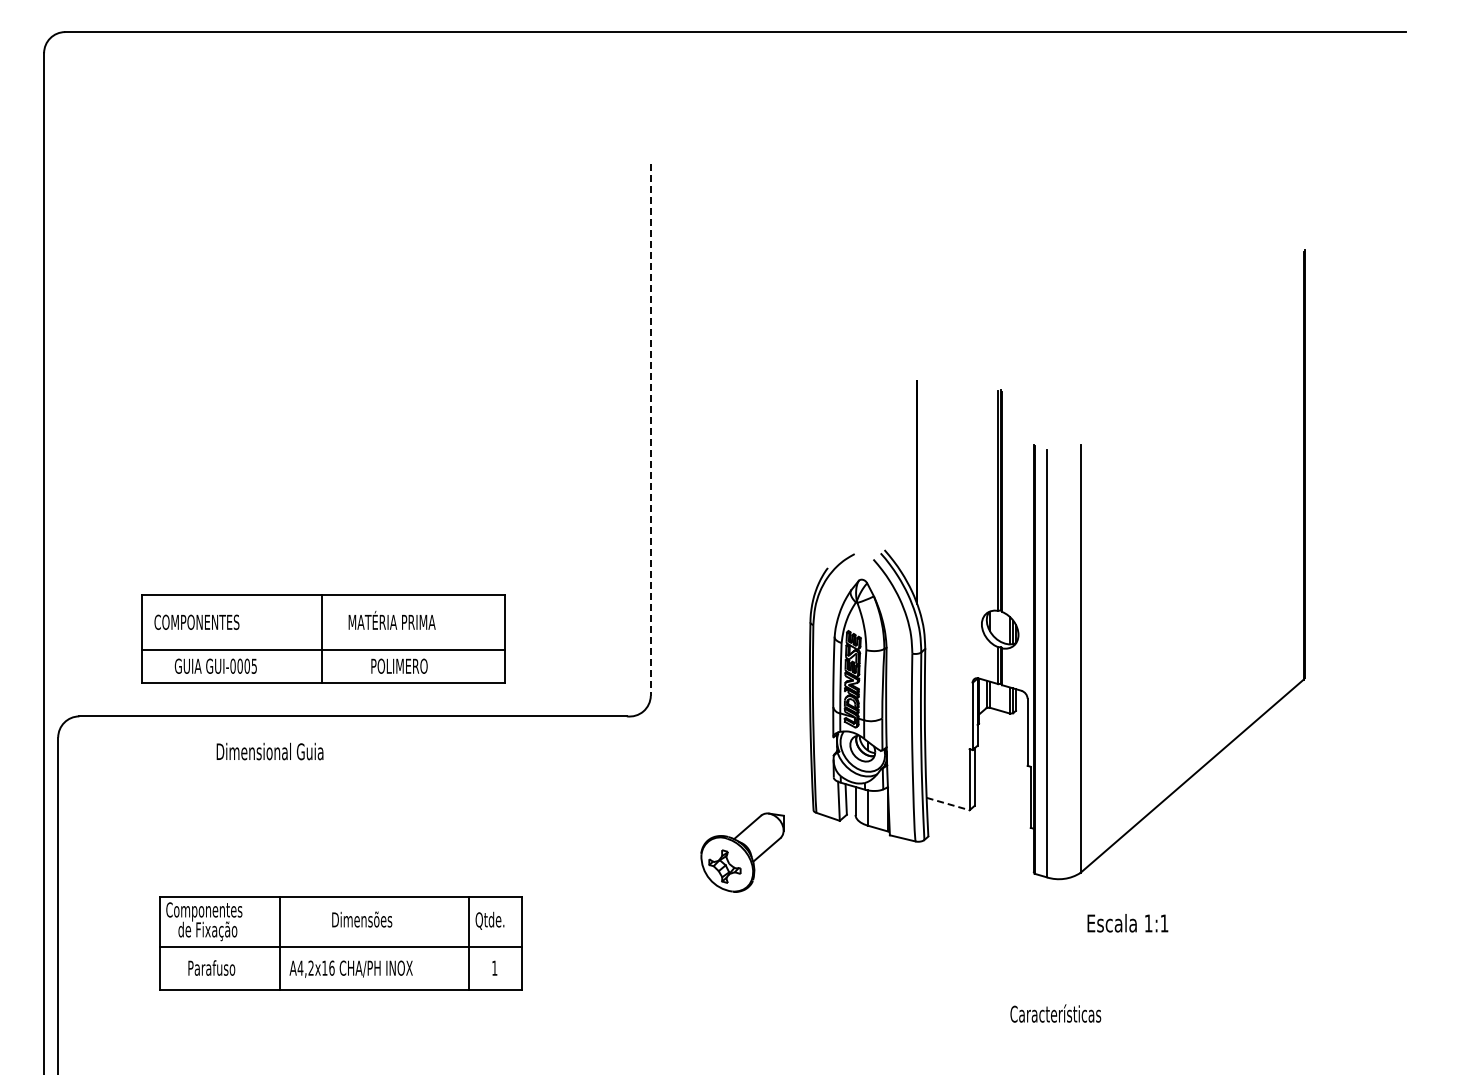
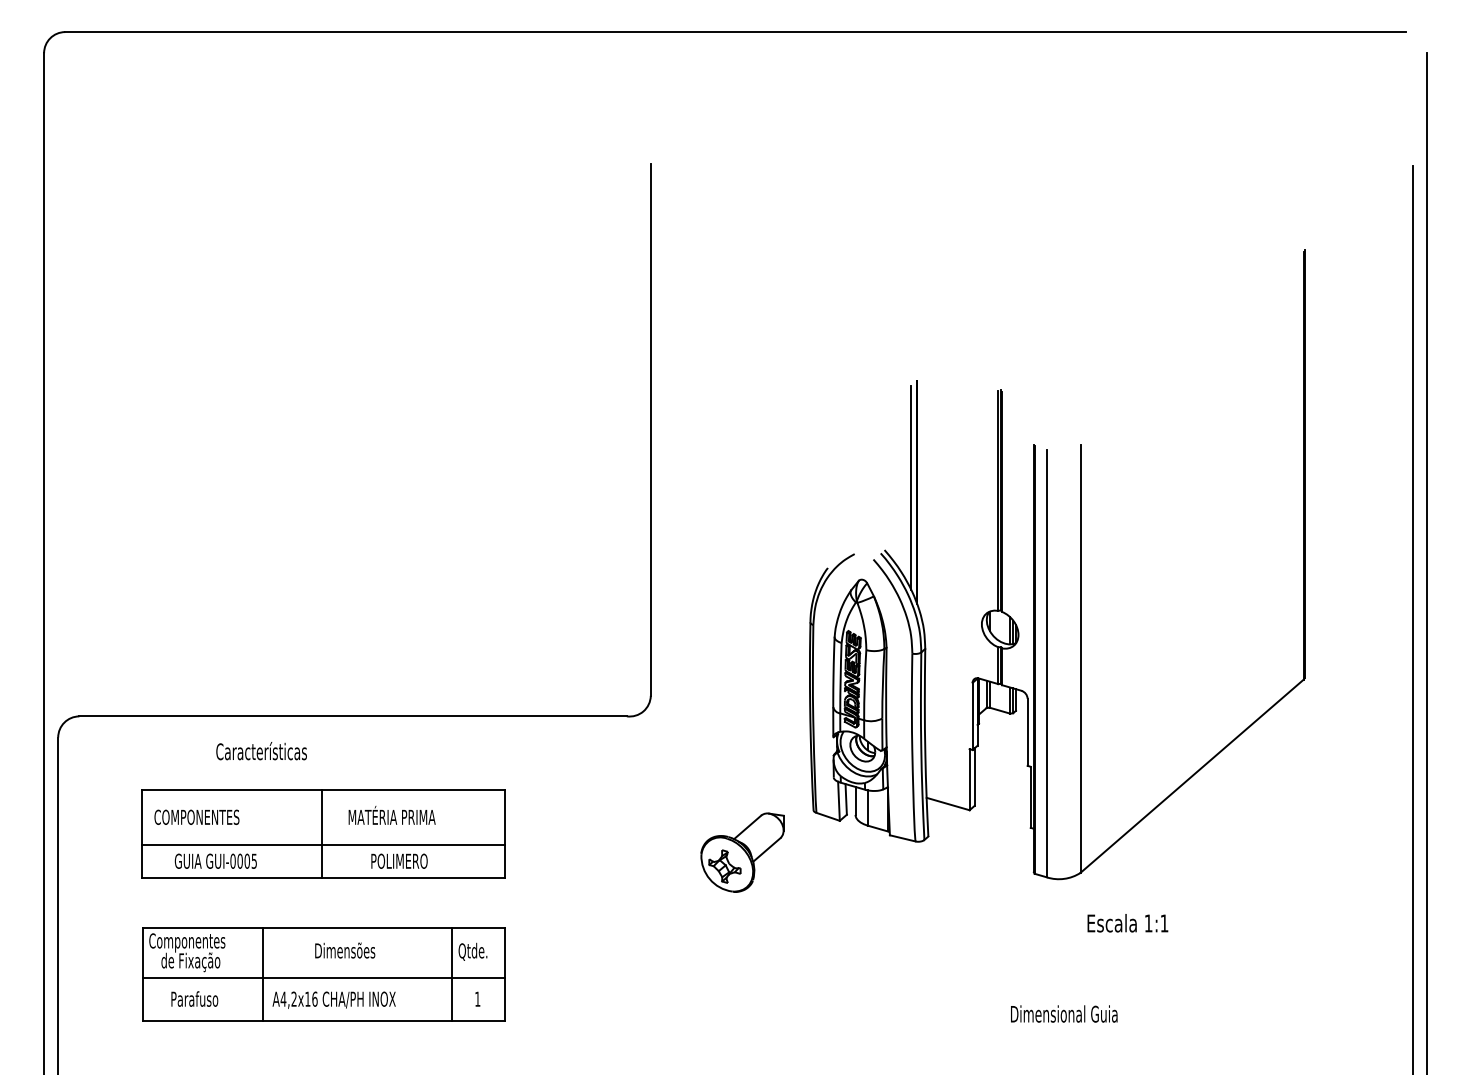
line: dashed -> solid (650, 430)
line: none -> present (911, 487)
line: none -> present (1426, 562)
line: none -> present (1412, 618)
part position: (323, 638) -> (323, 833) (323, 833)
text: Dimensional Guia -> Características (269, 751)
line: dashed -> solid (948, 804)
part position: (340, 943) -> (323, 974) (323, 974)
text: Características -> Dimensional Guia (1063, 1013)
